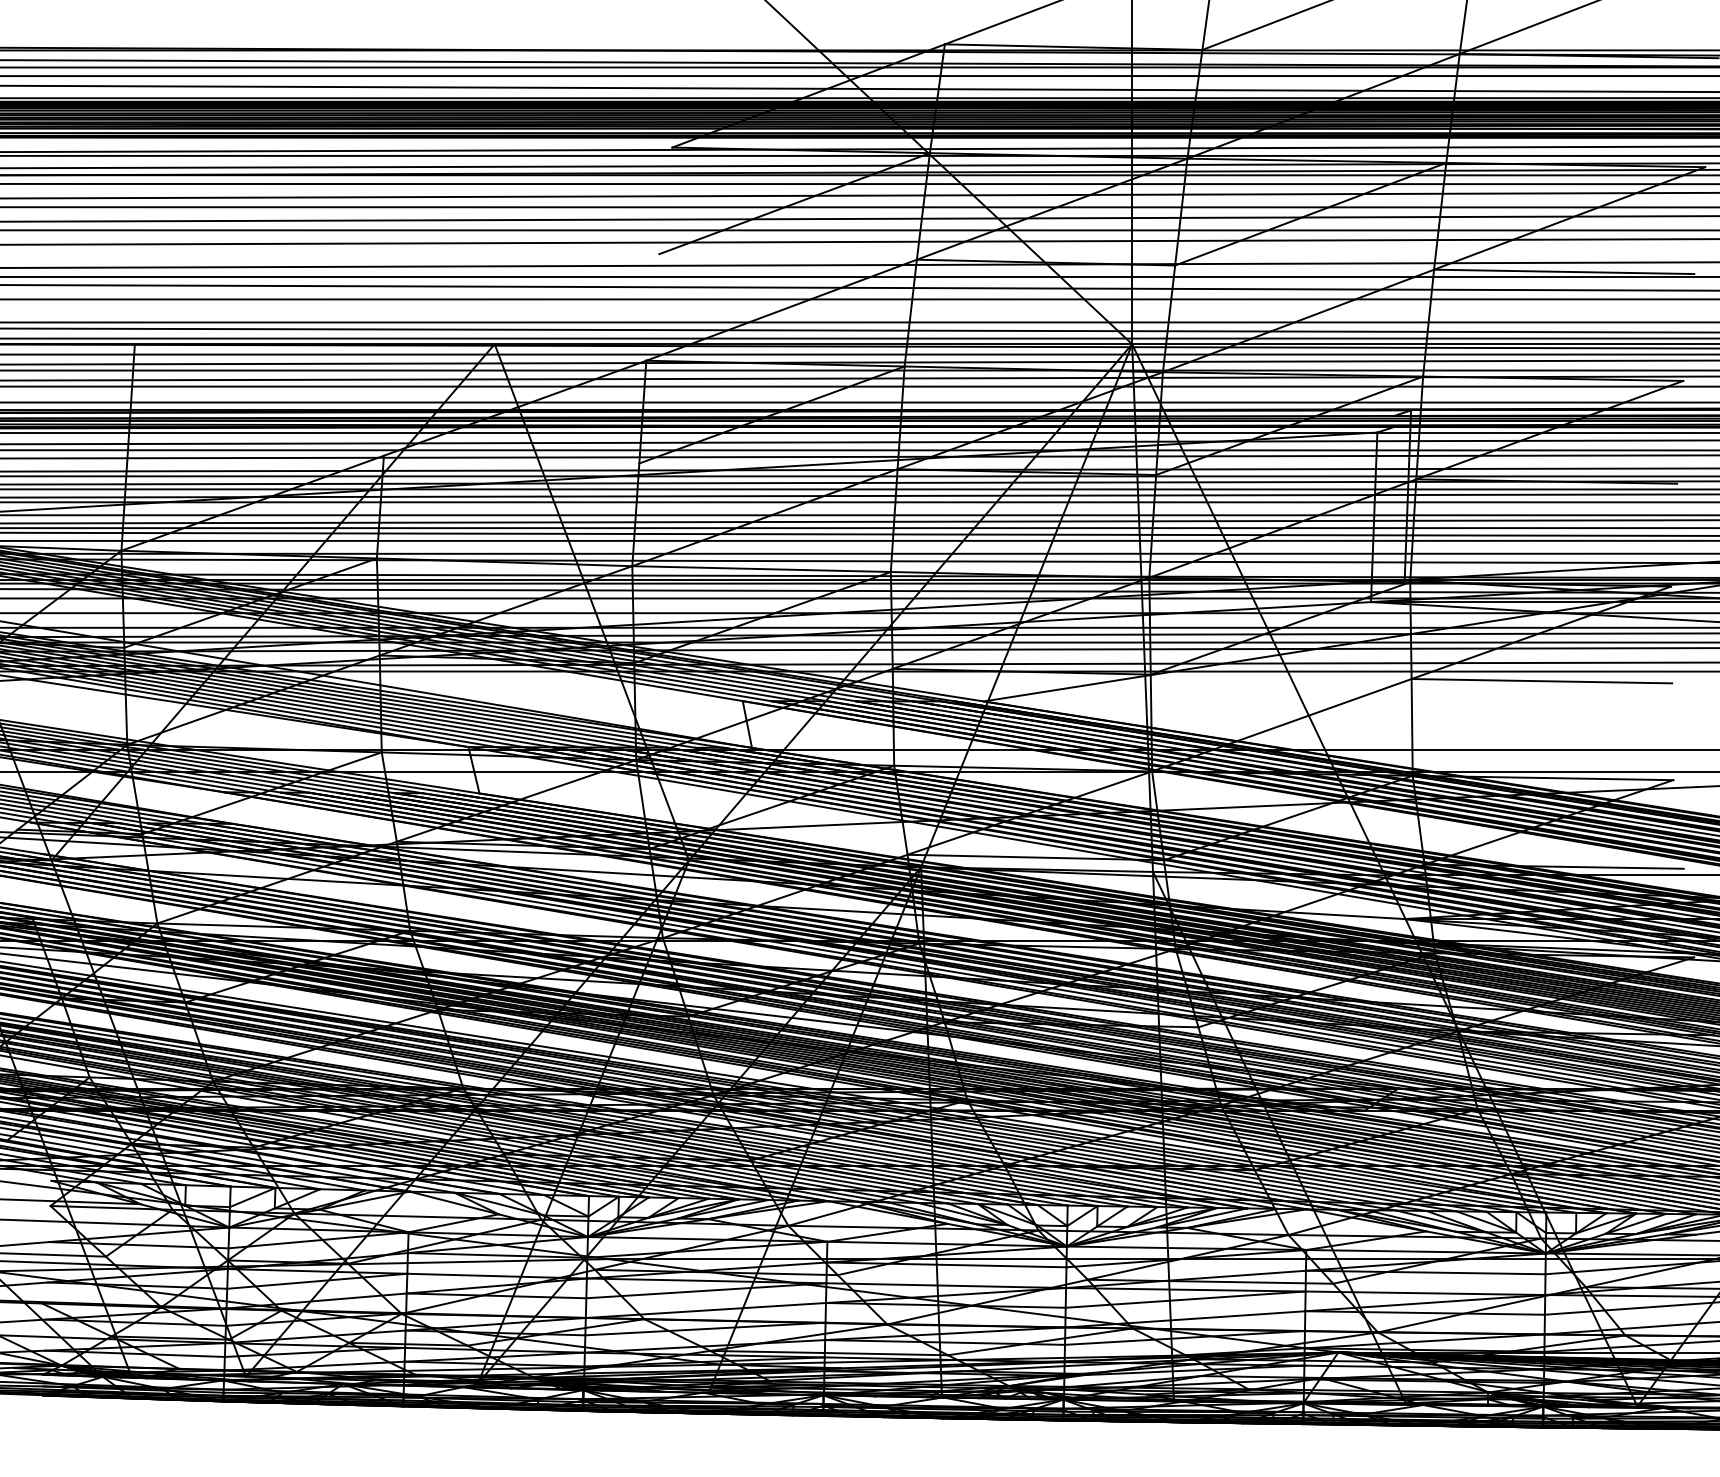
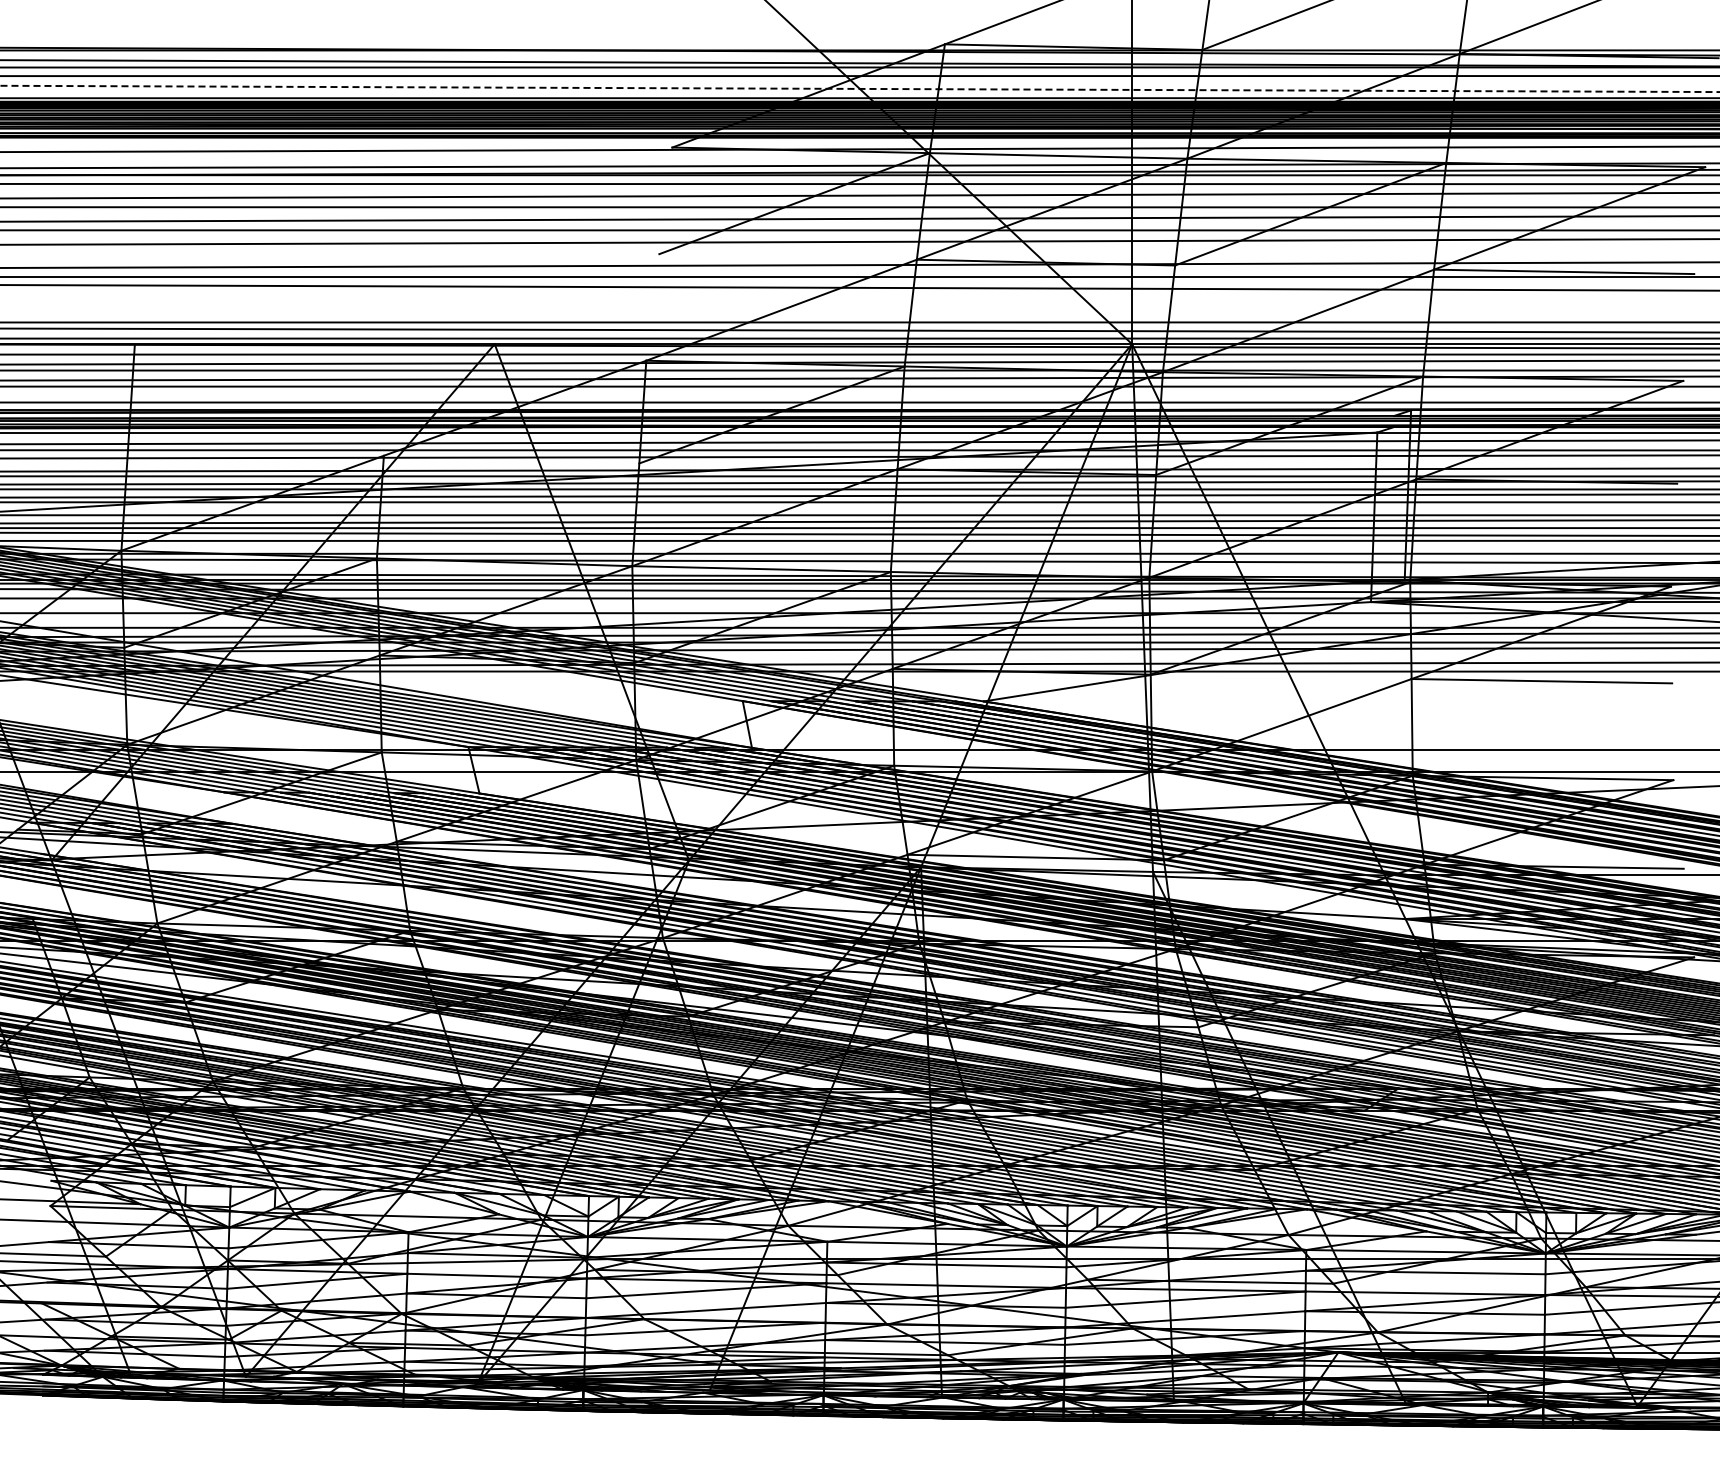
line: solid -> dashed (860, 88)
line: present -> none (859, 155)
line: present -> none (859, 299)
